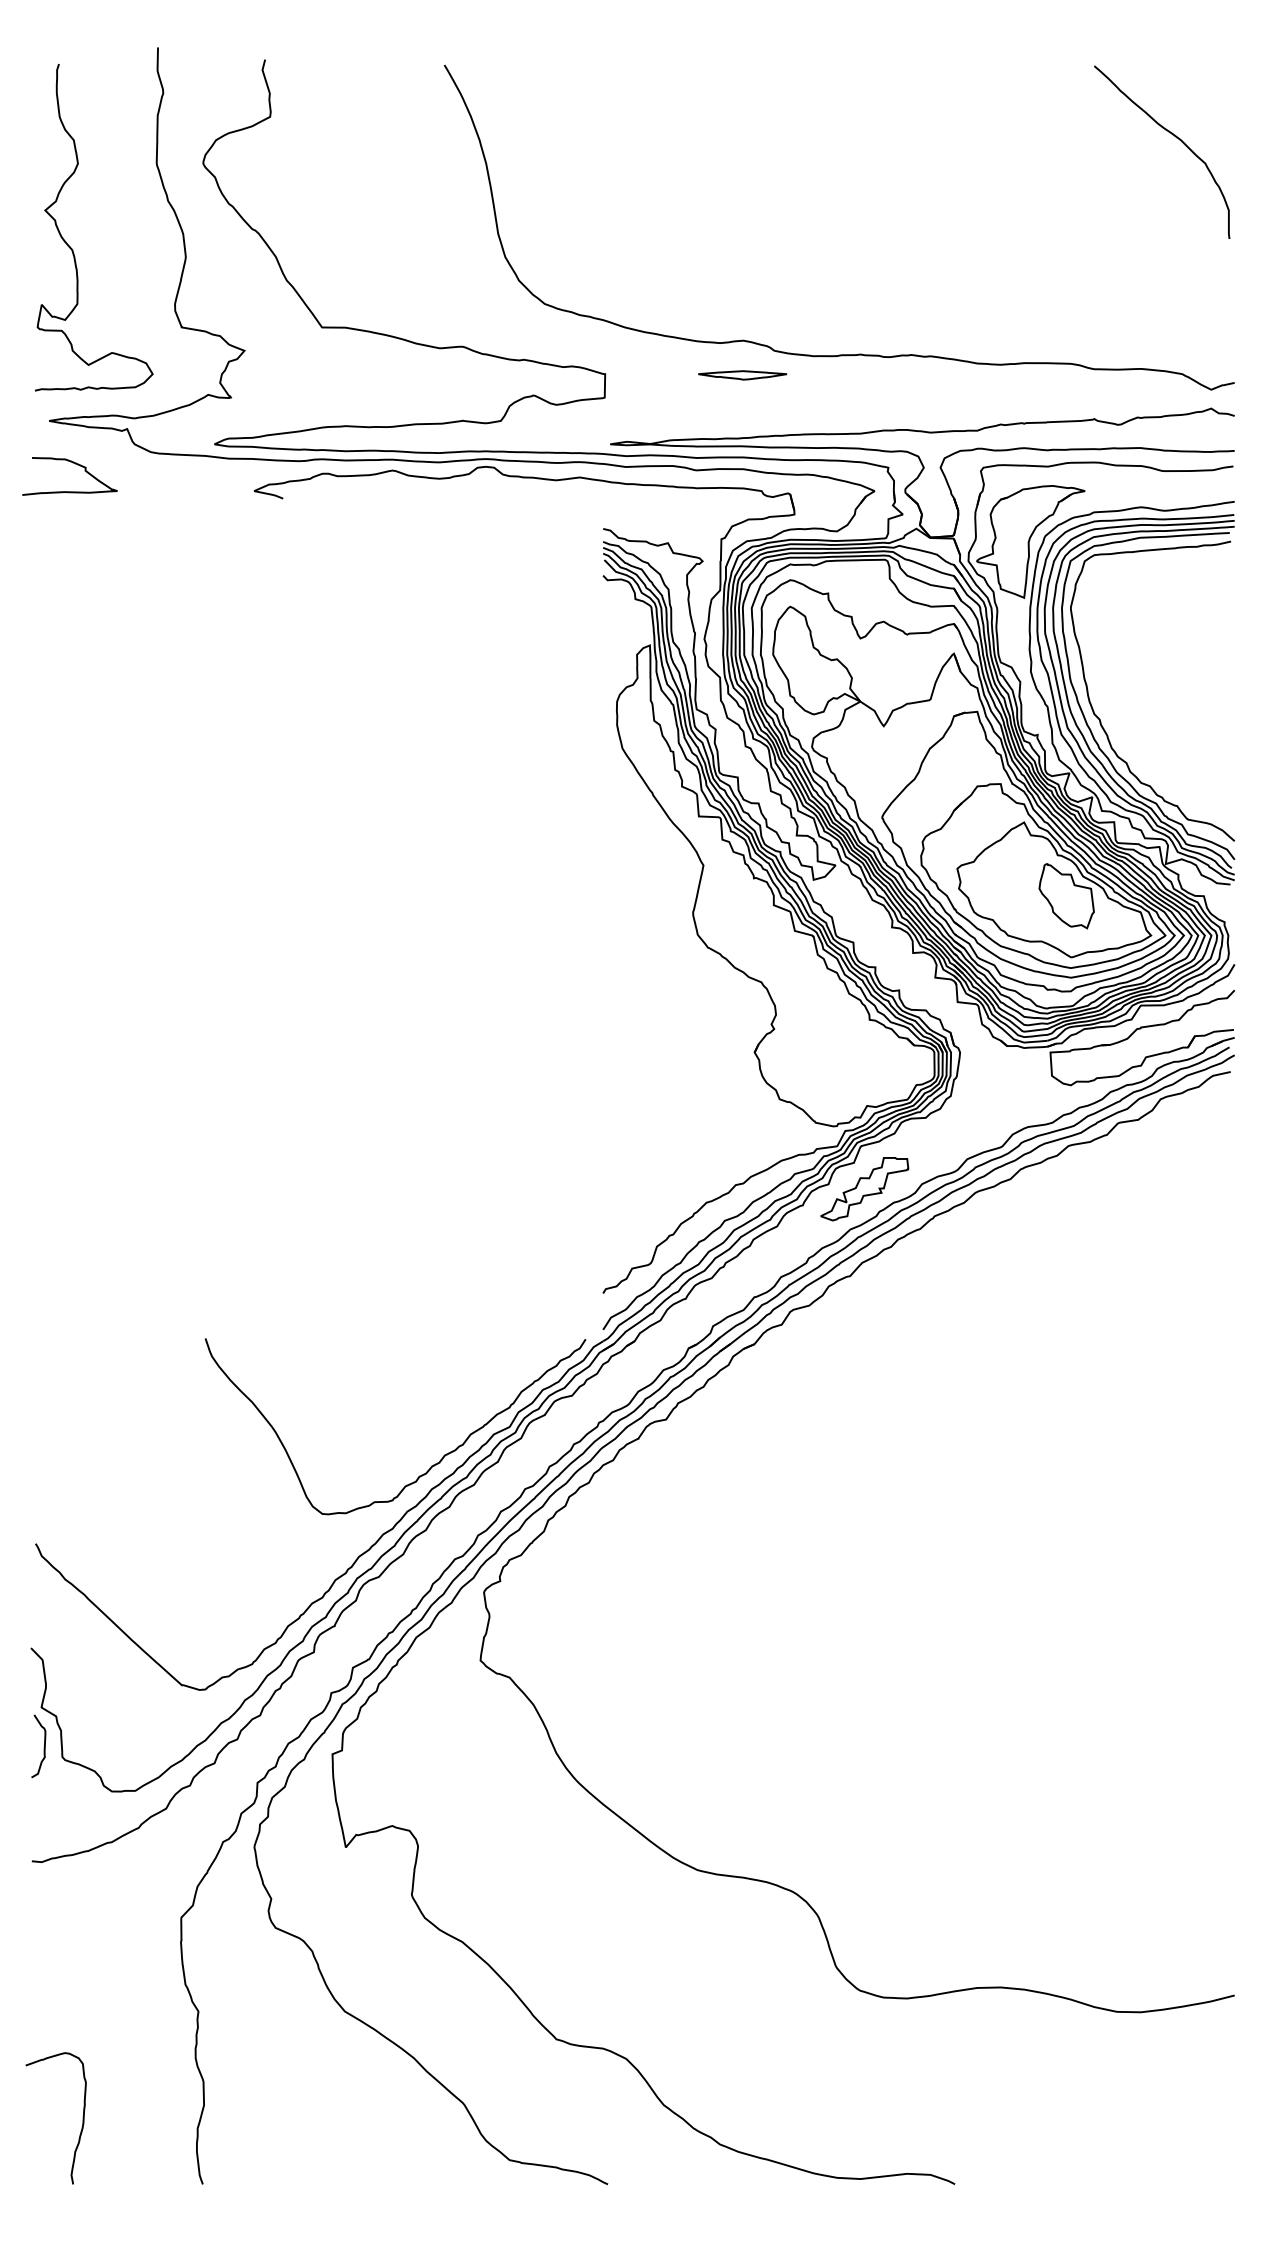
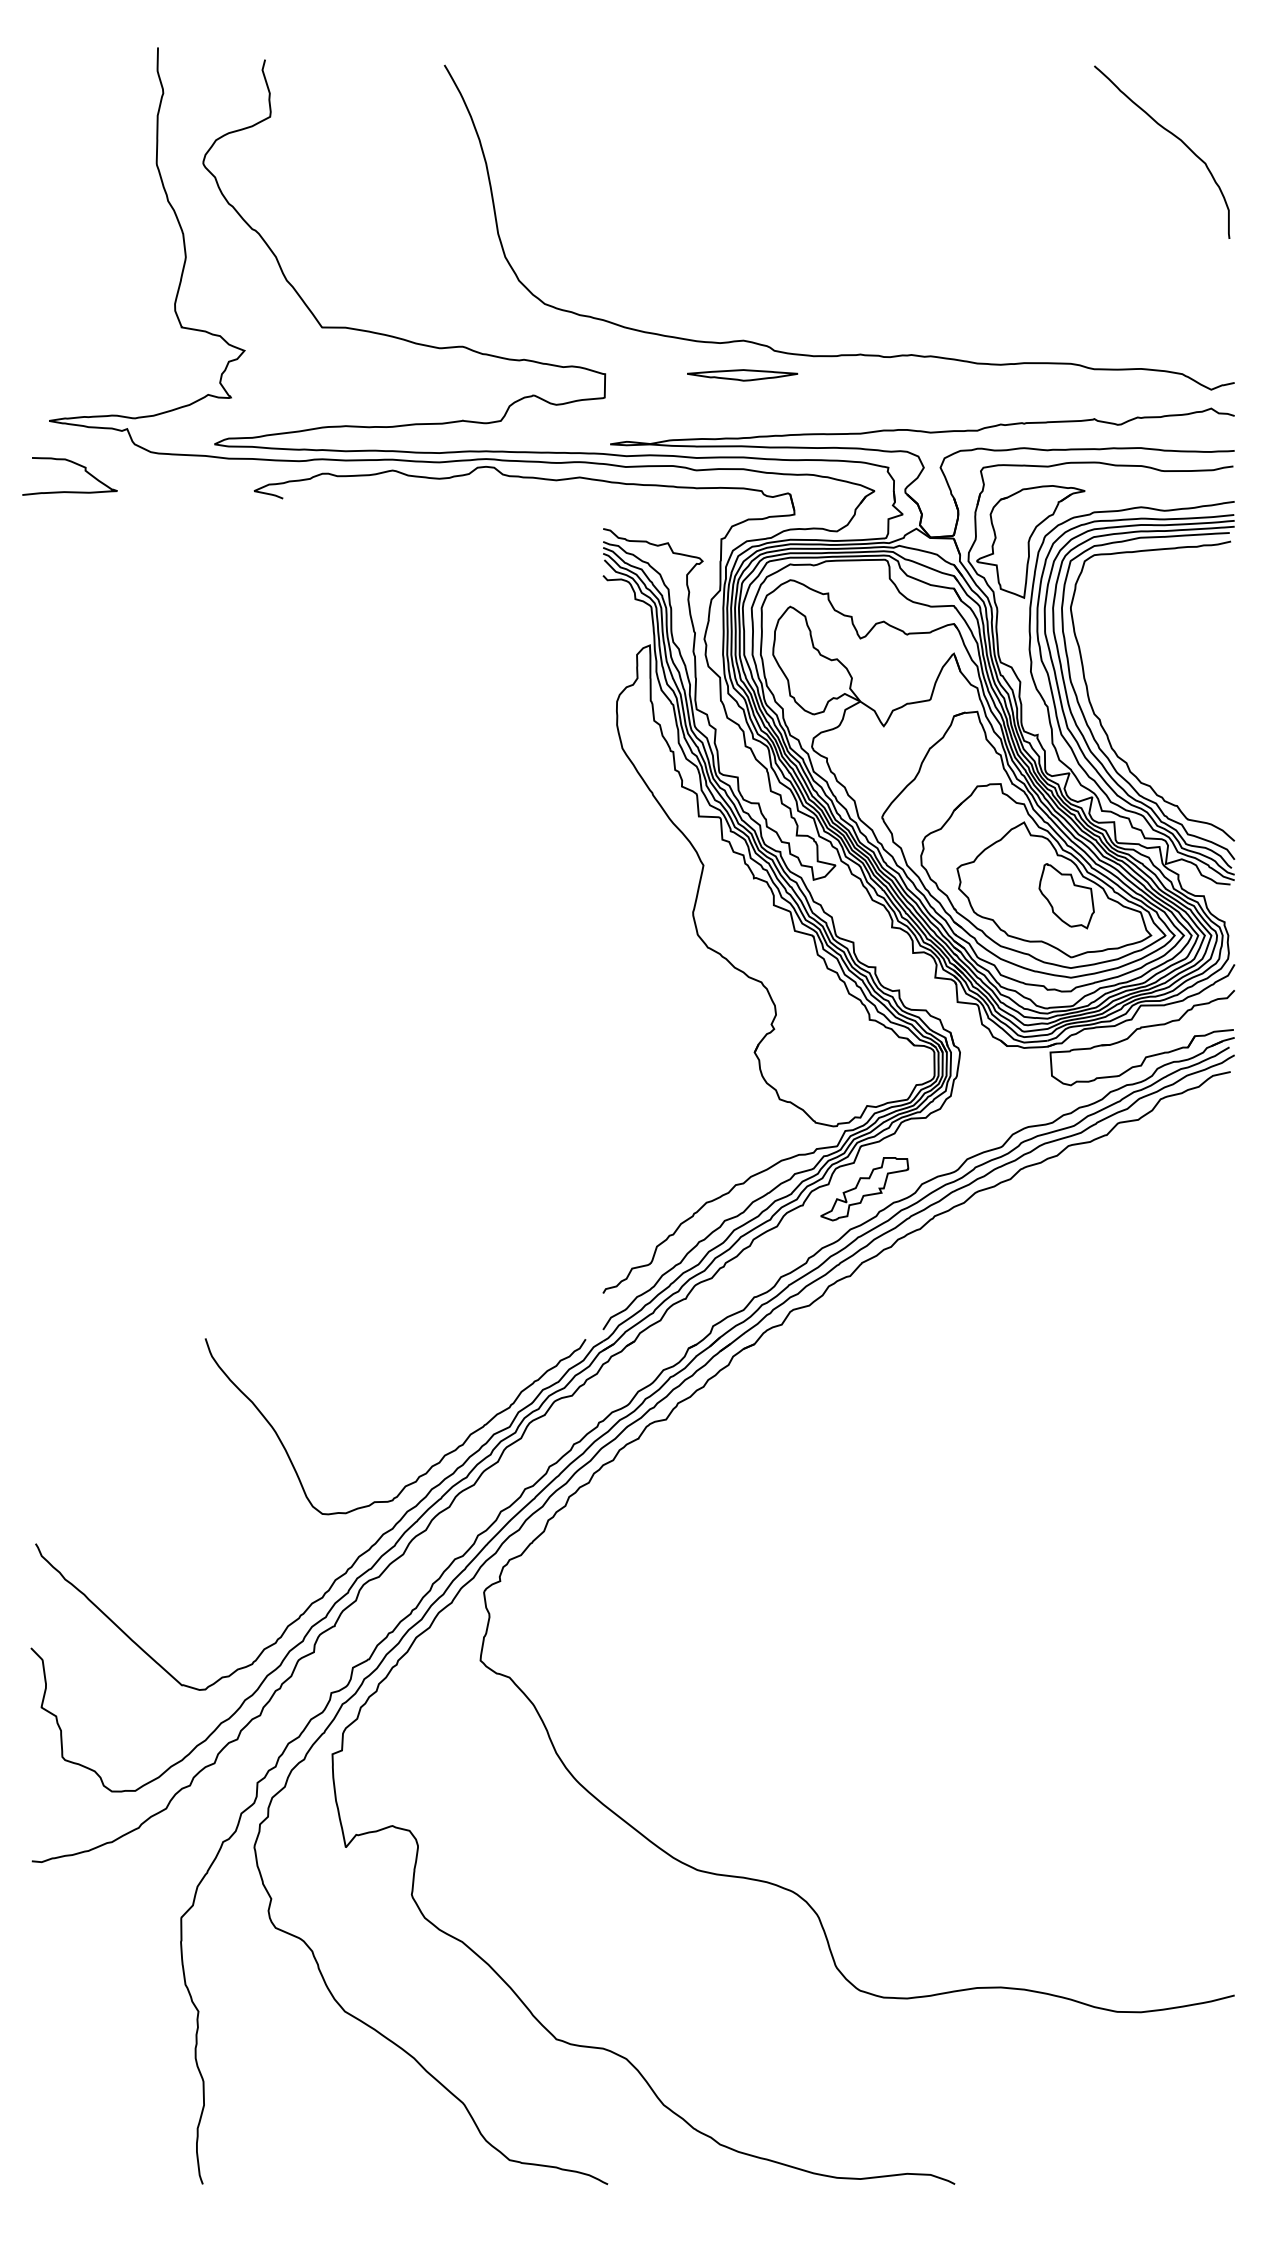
curve: present -> none (72, 248)
part size: 90x11 px -> 112x13 px (742, 375)
curve: present -> none (43, 1747)
curve: present -> none (82, 2118)
